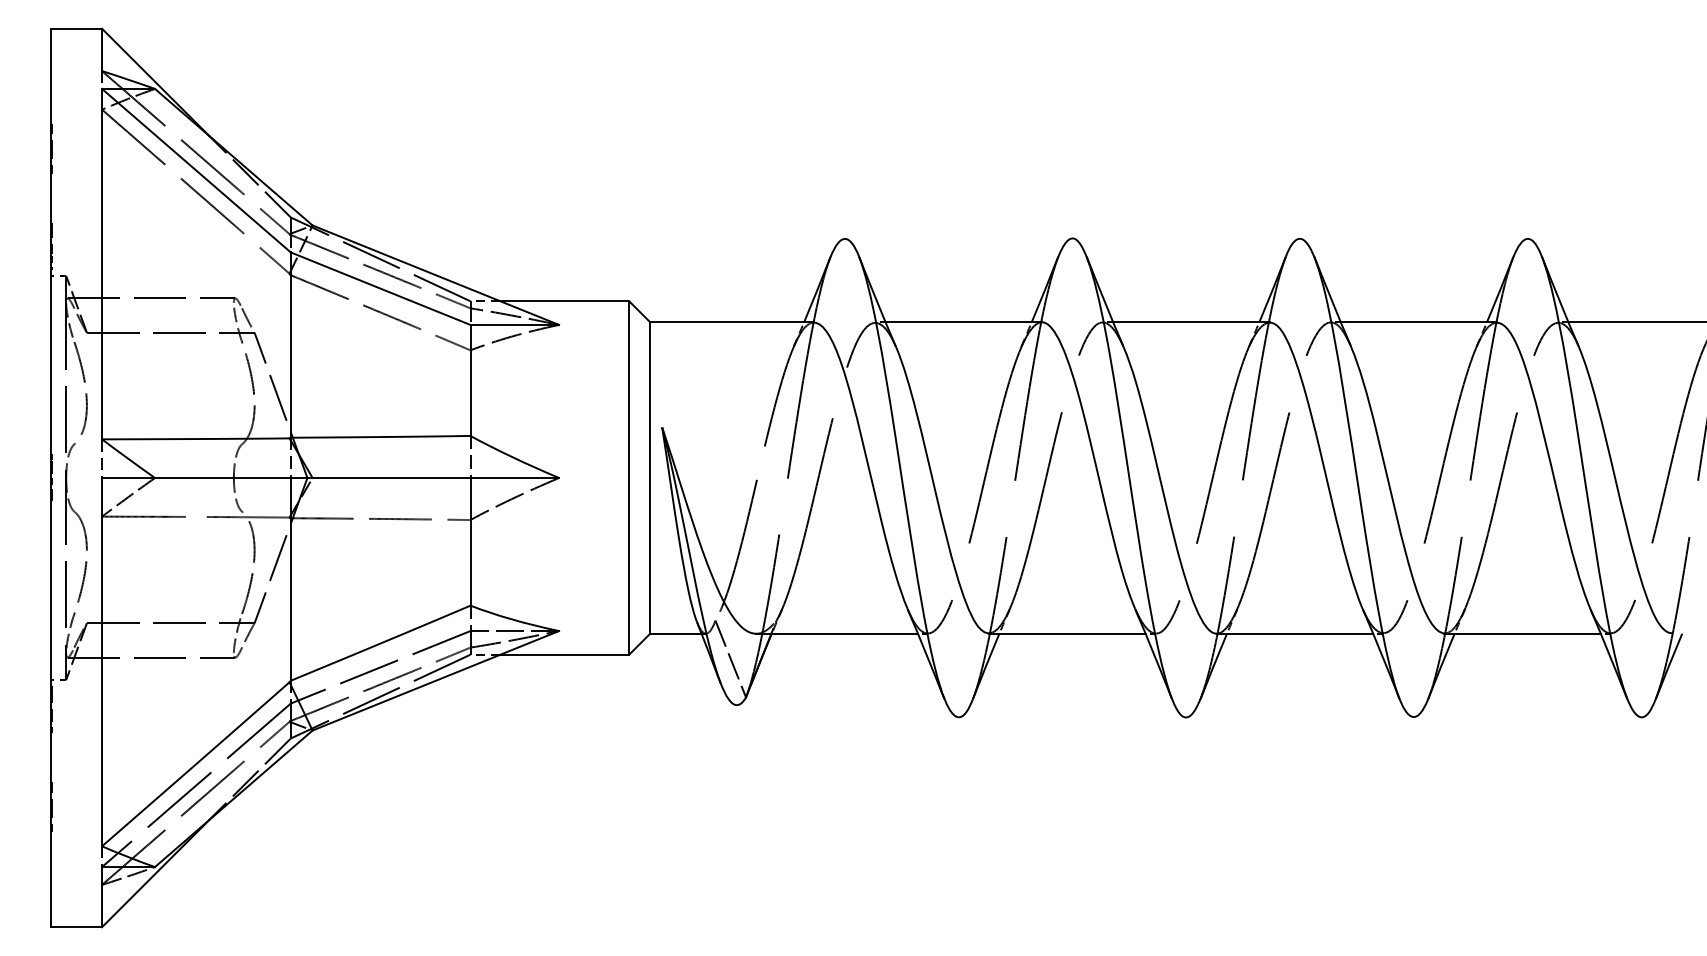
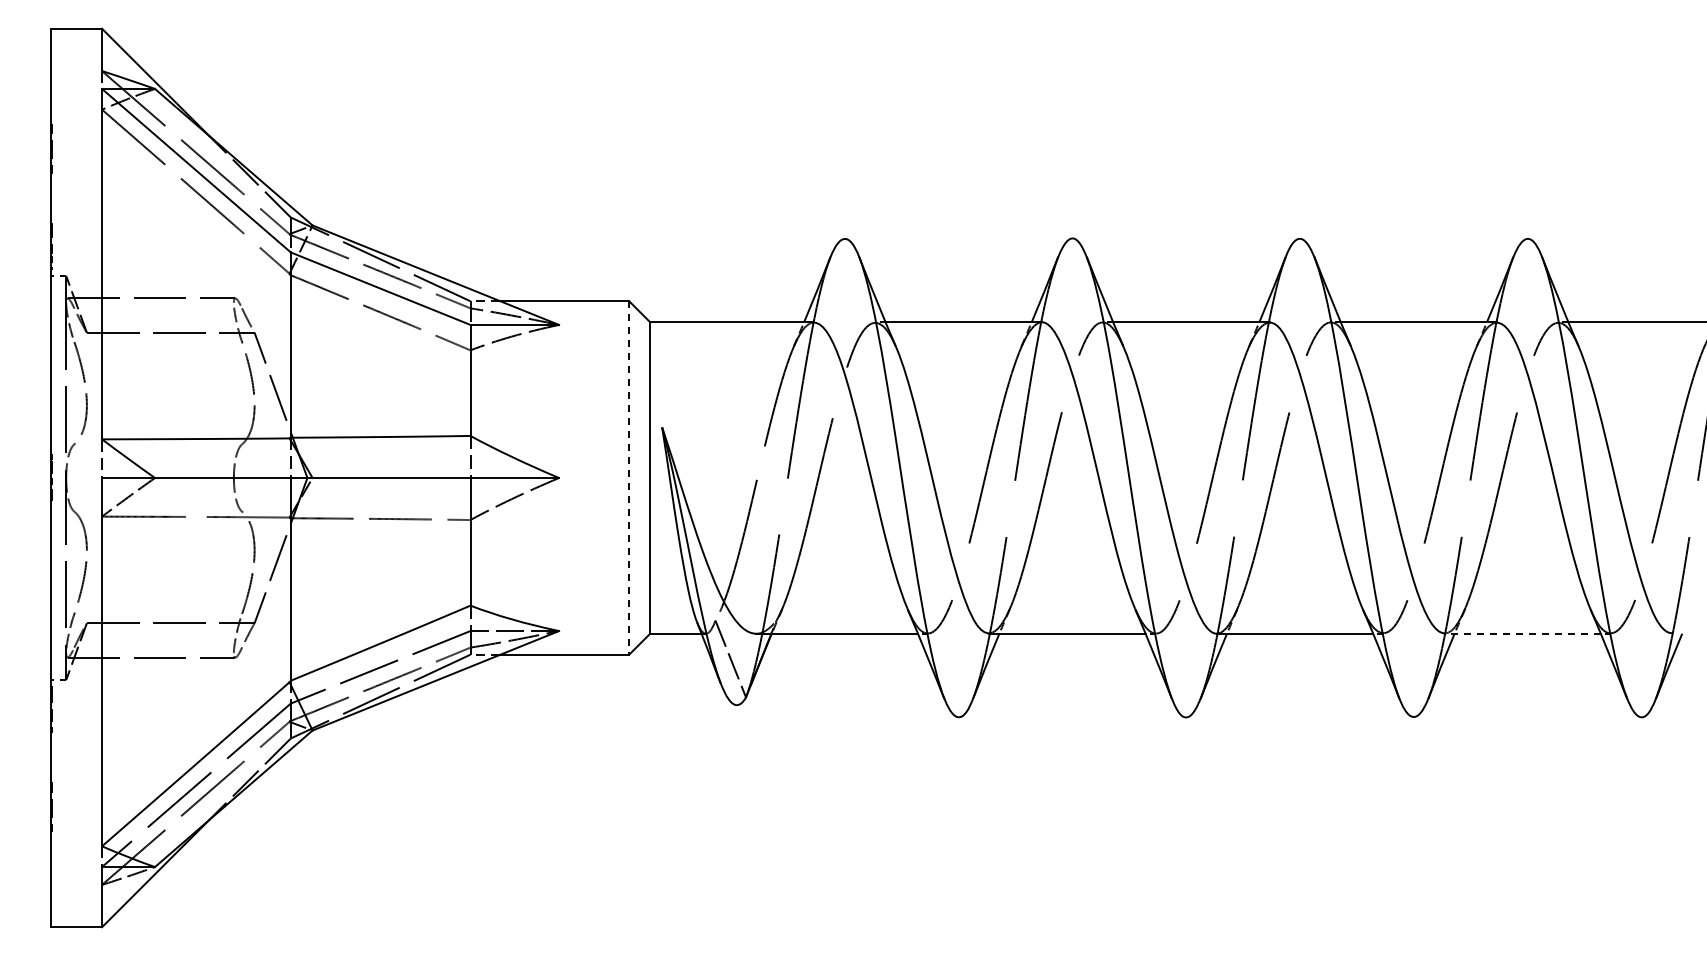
line: solid -> dashed (629, 478)
line: solid -> dashed (1522, 633)
